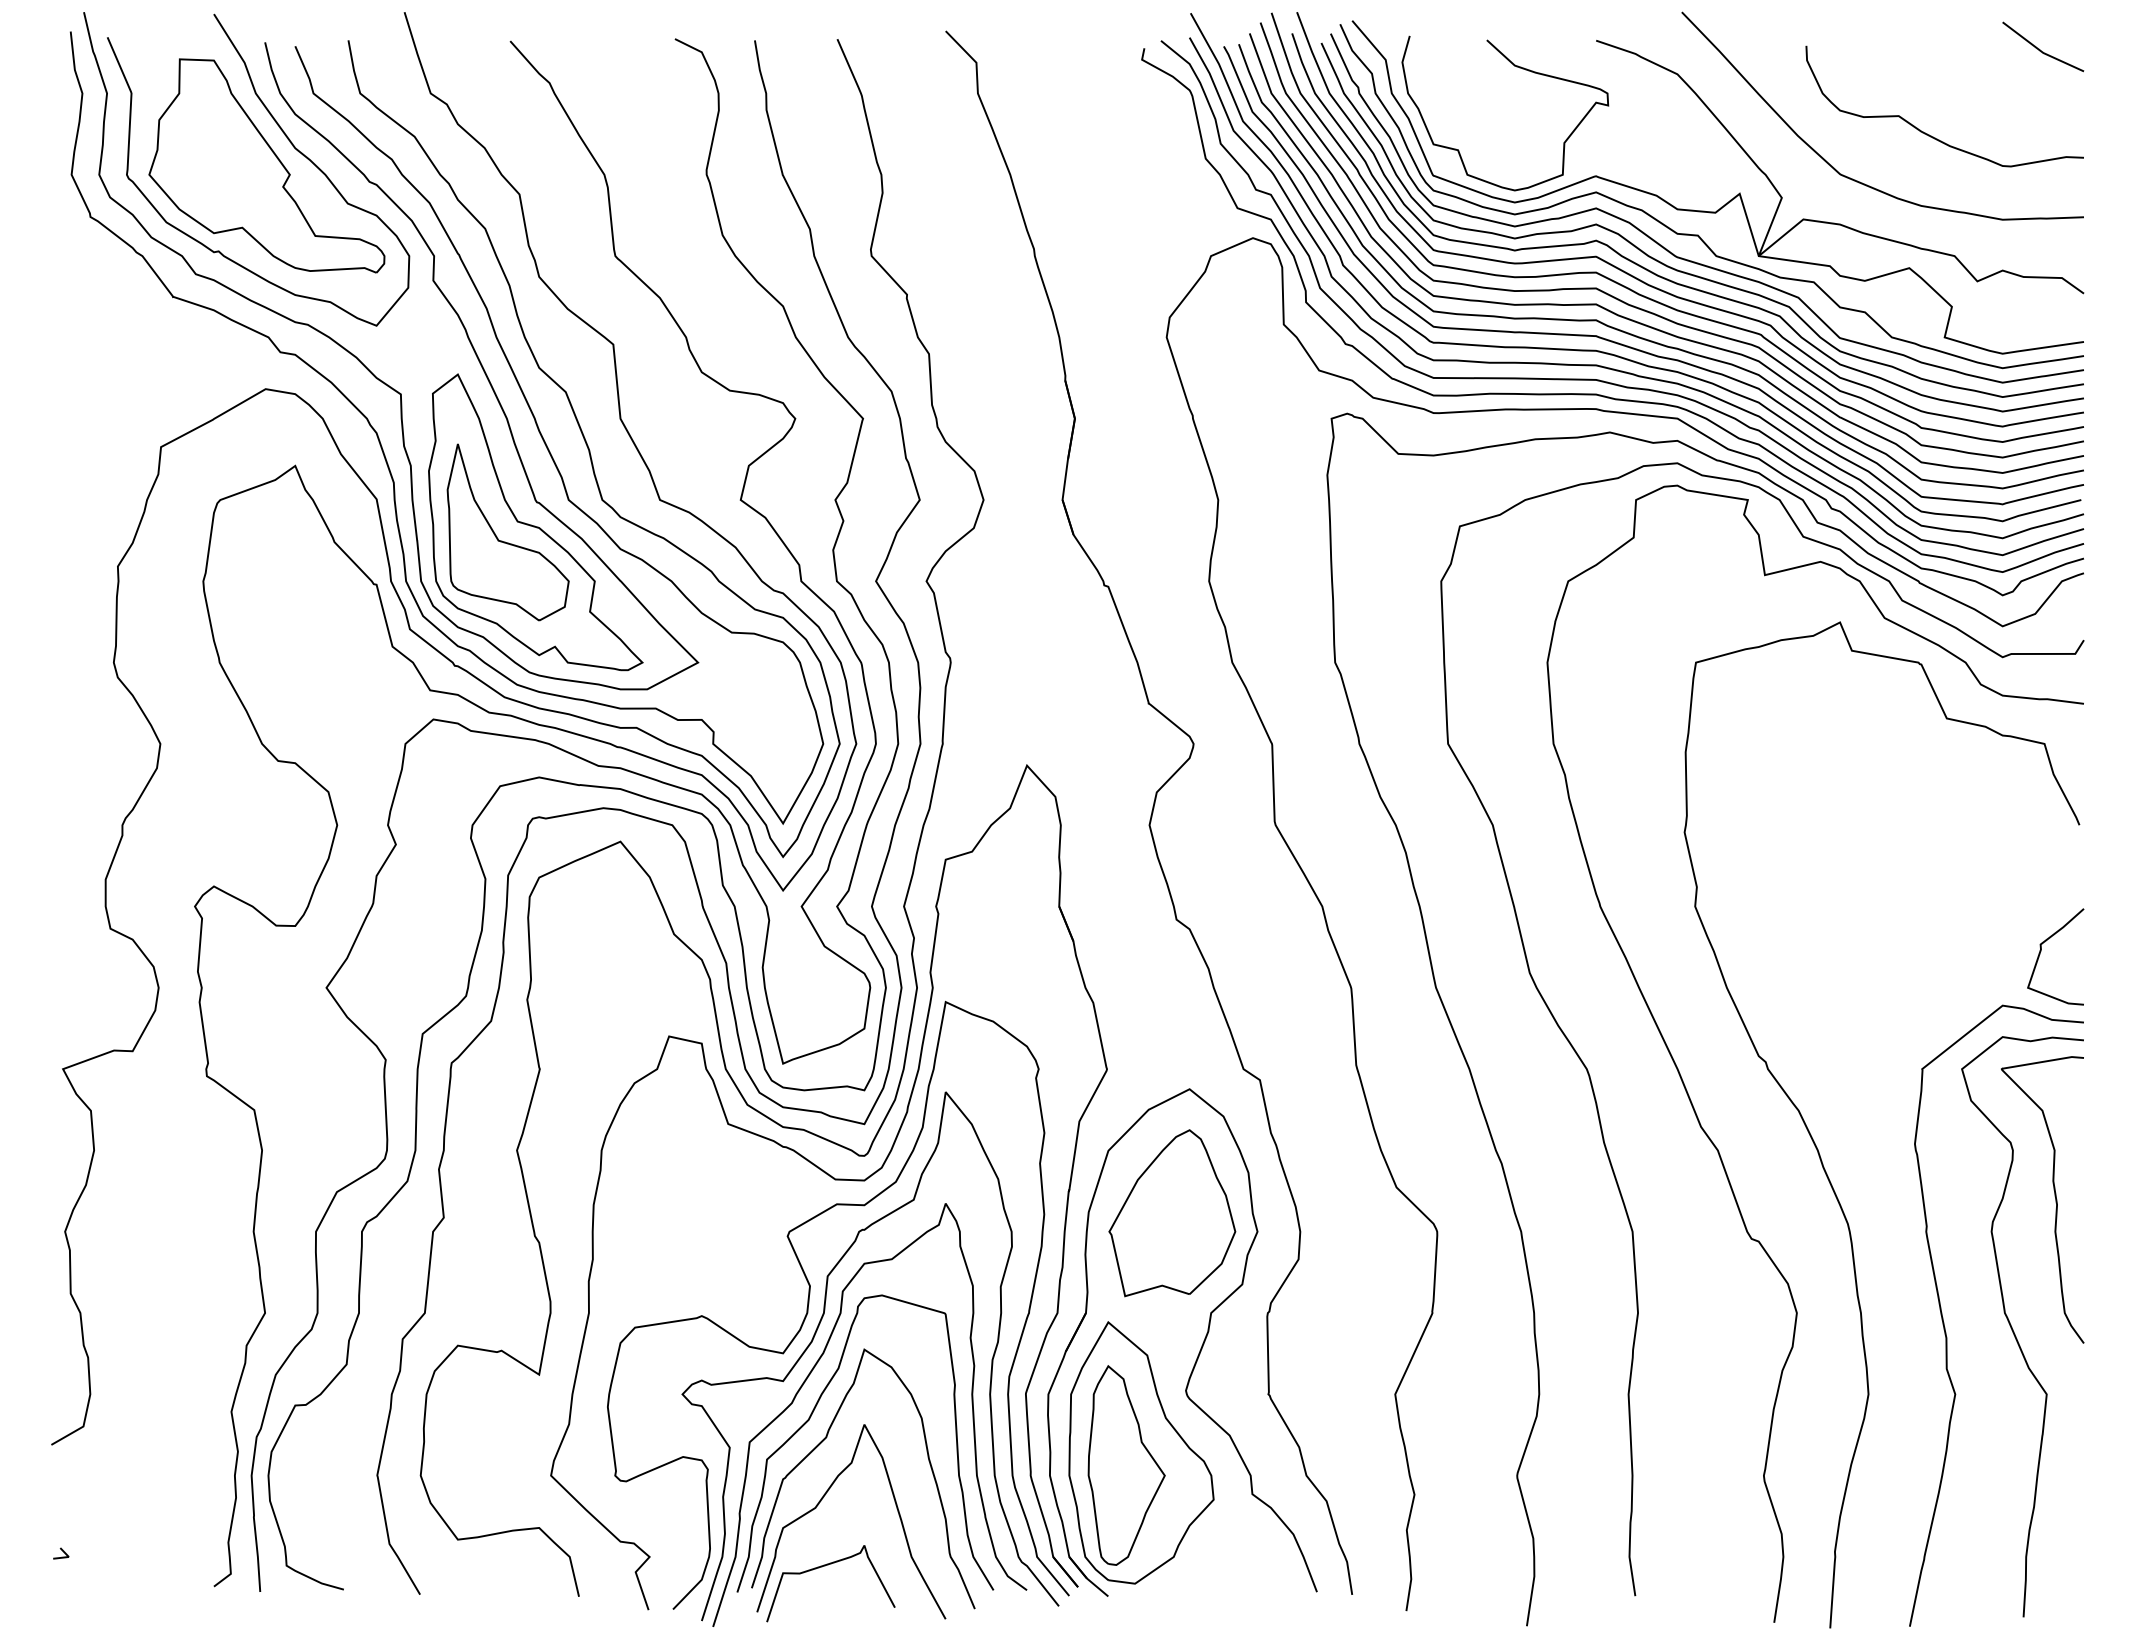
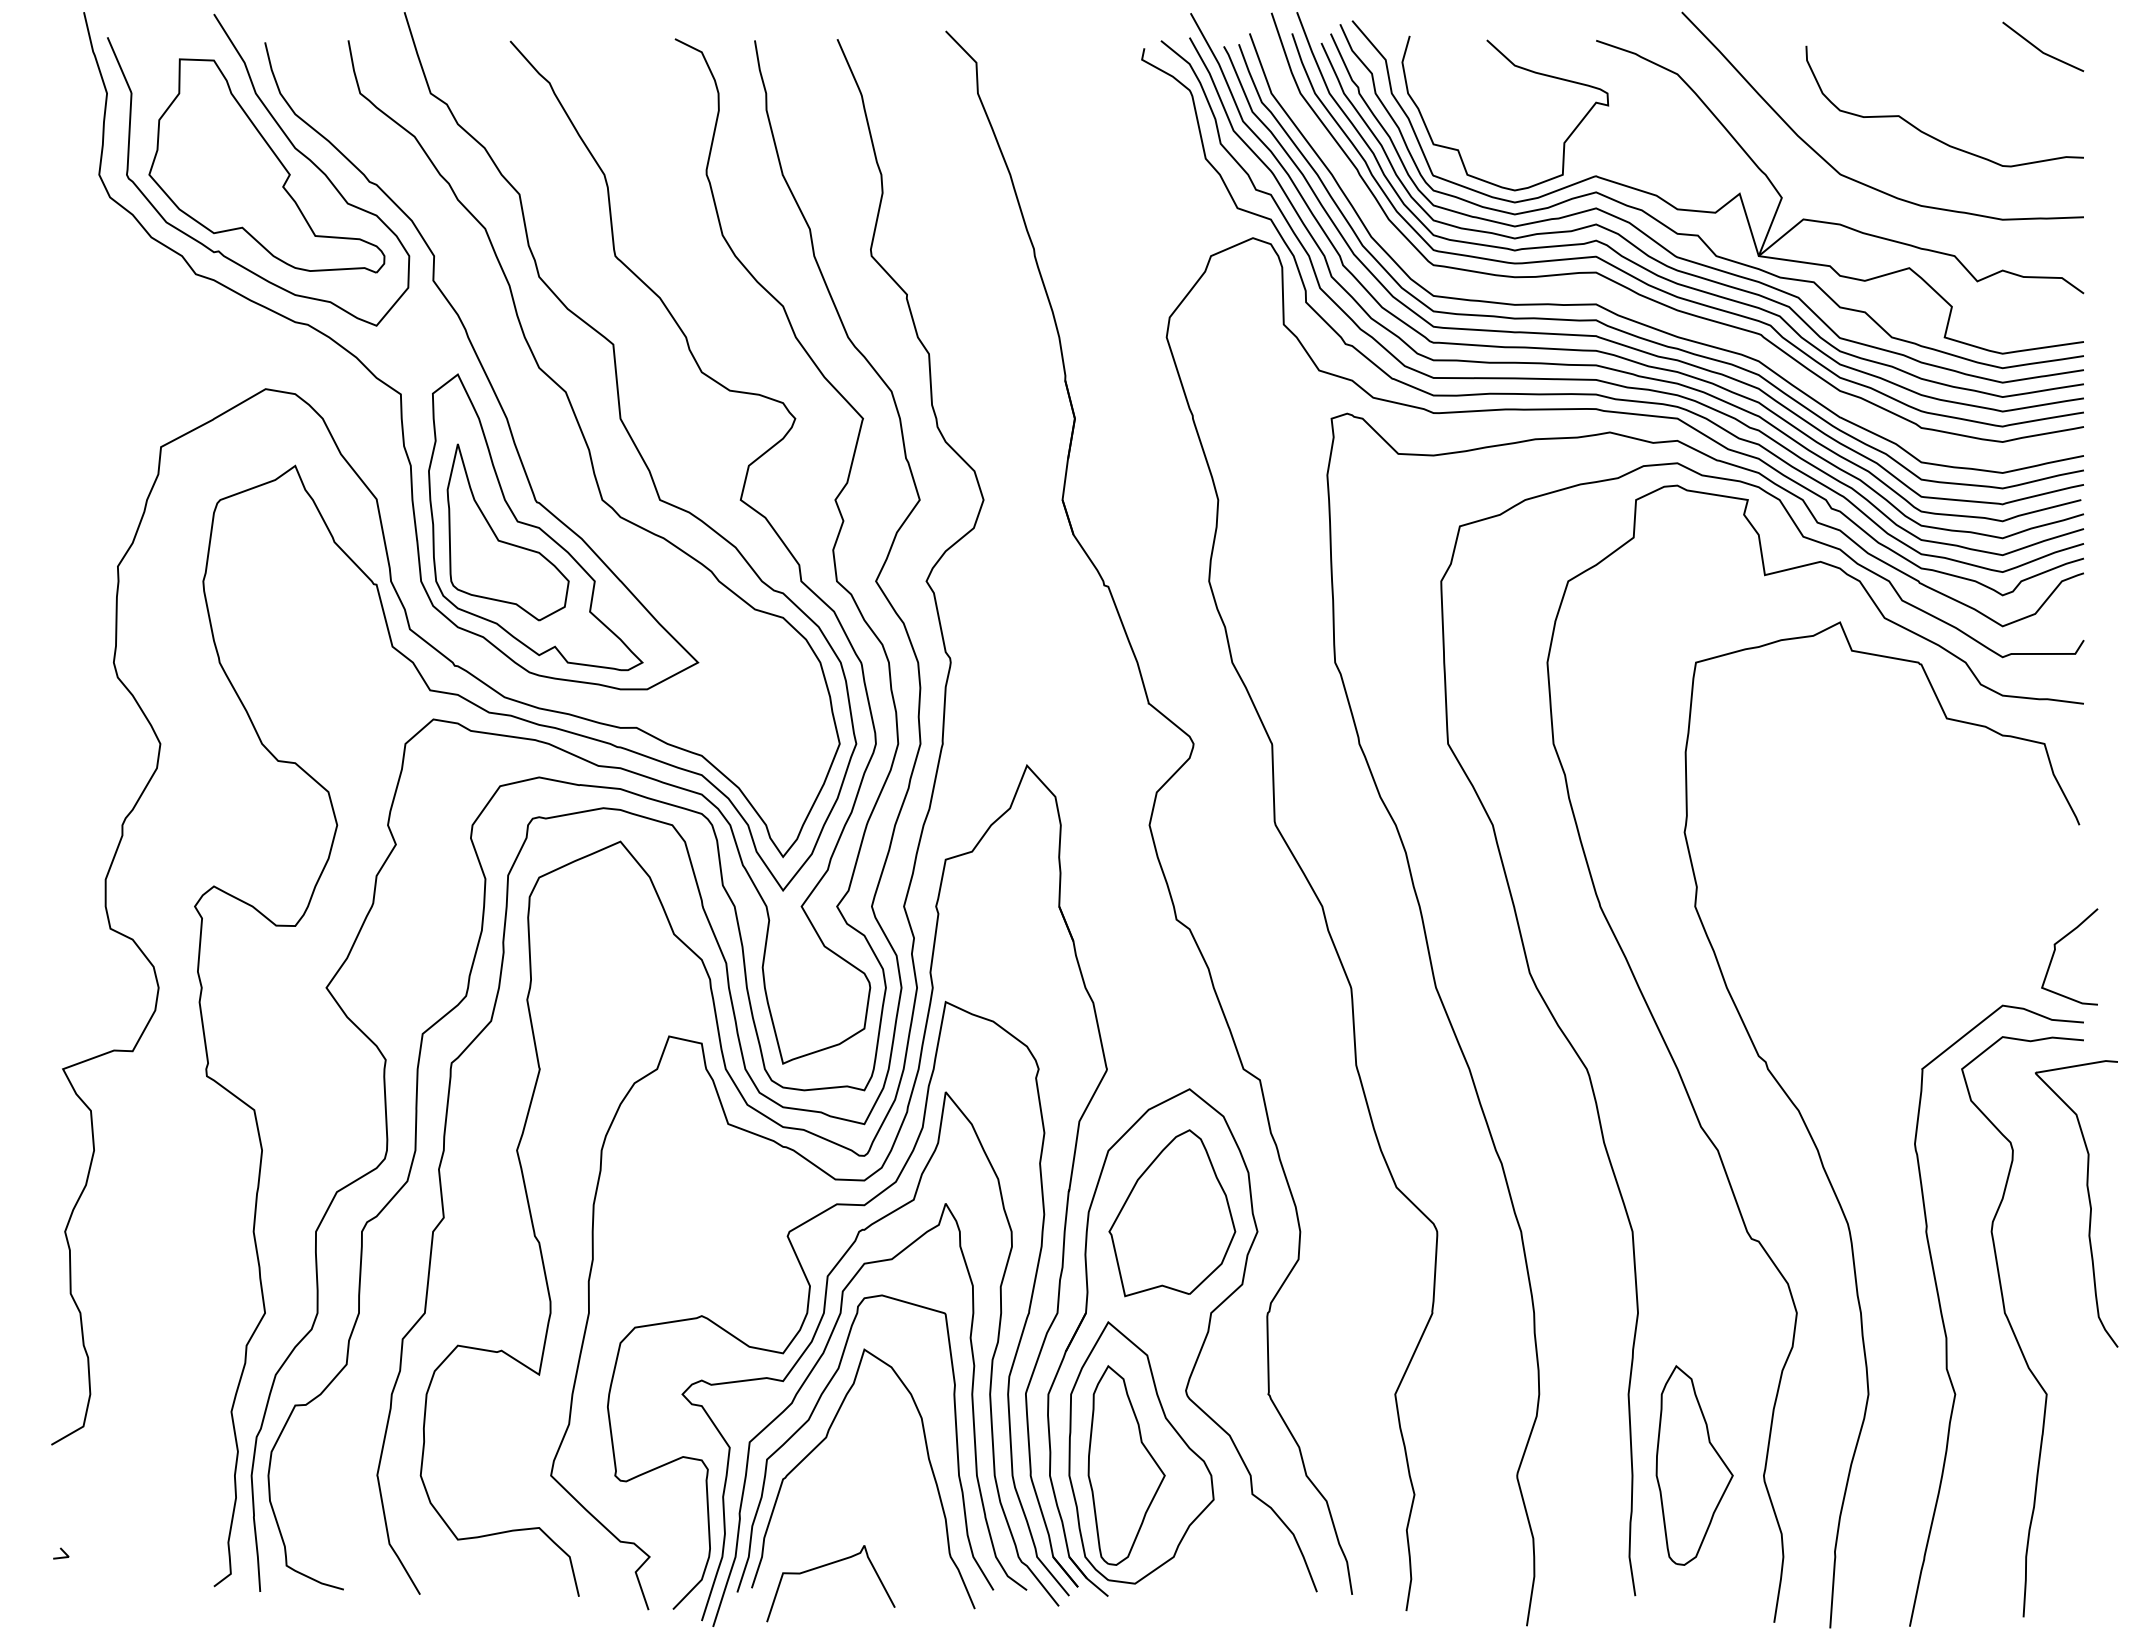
curve: present -> none (1645, 309)
curve: present -> none (383, 449)
curve position: (2041, 951) -> (2055, 951) (2055, 951)
curve position: (2054, 1196) -> (2088, 1200) (2088, 1200)
part: none -> present (1694, 1465)
curve: present -> none (821, 1501)
